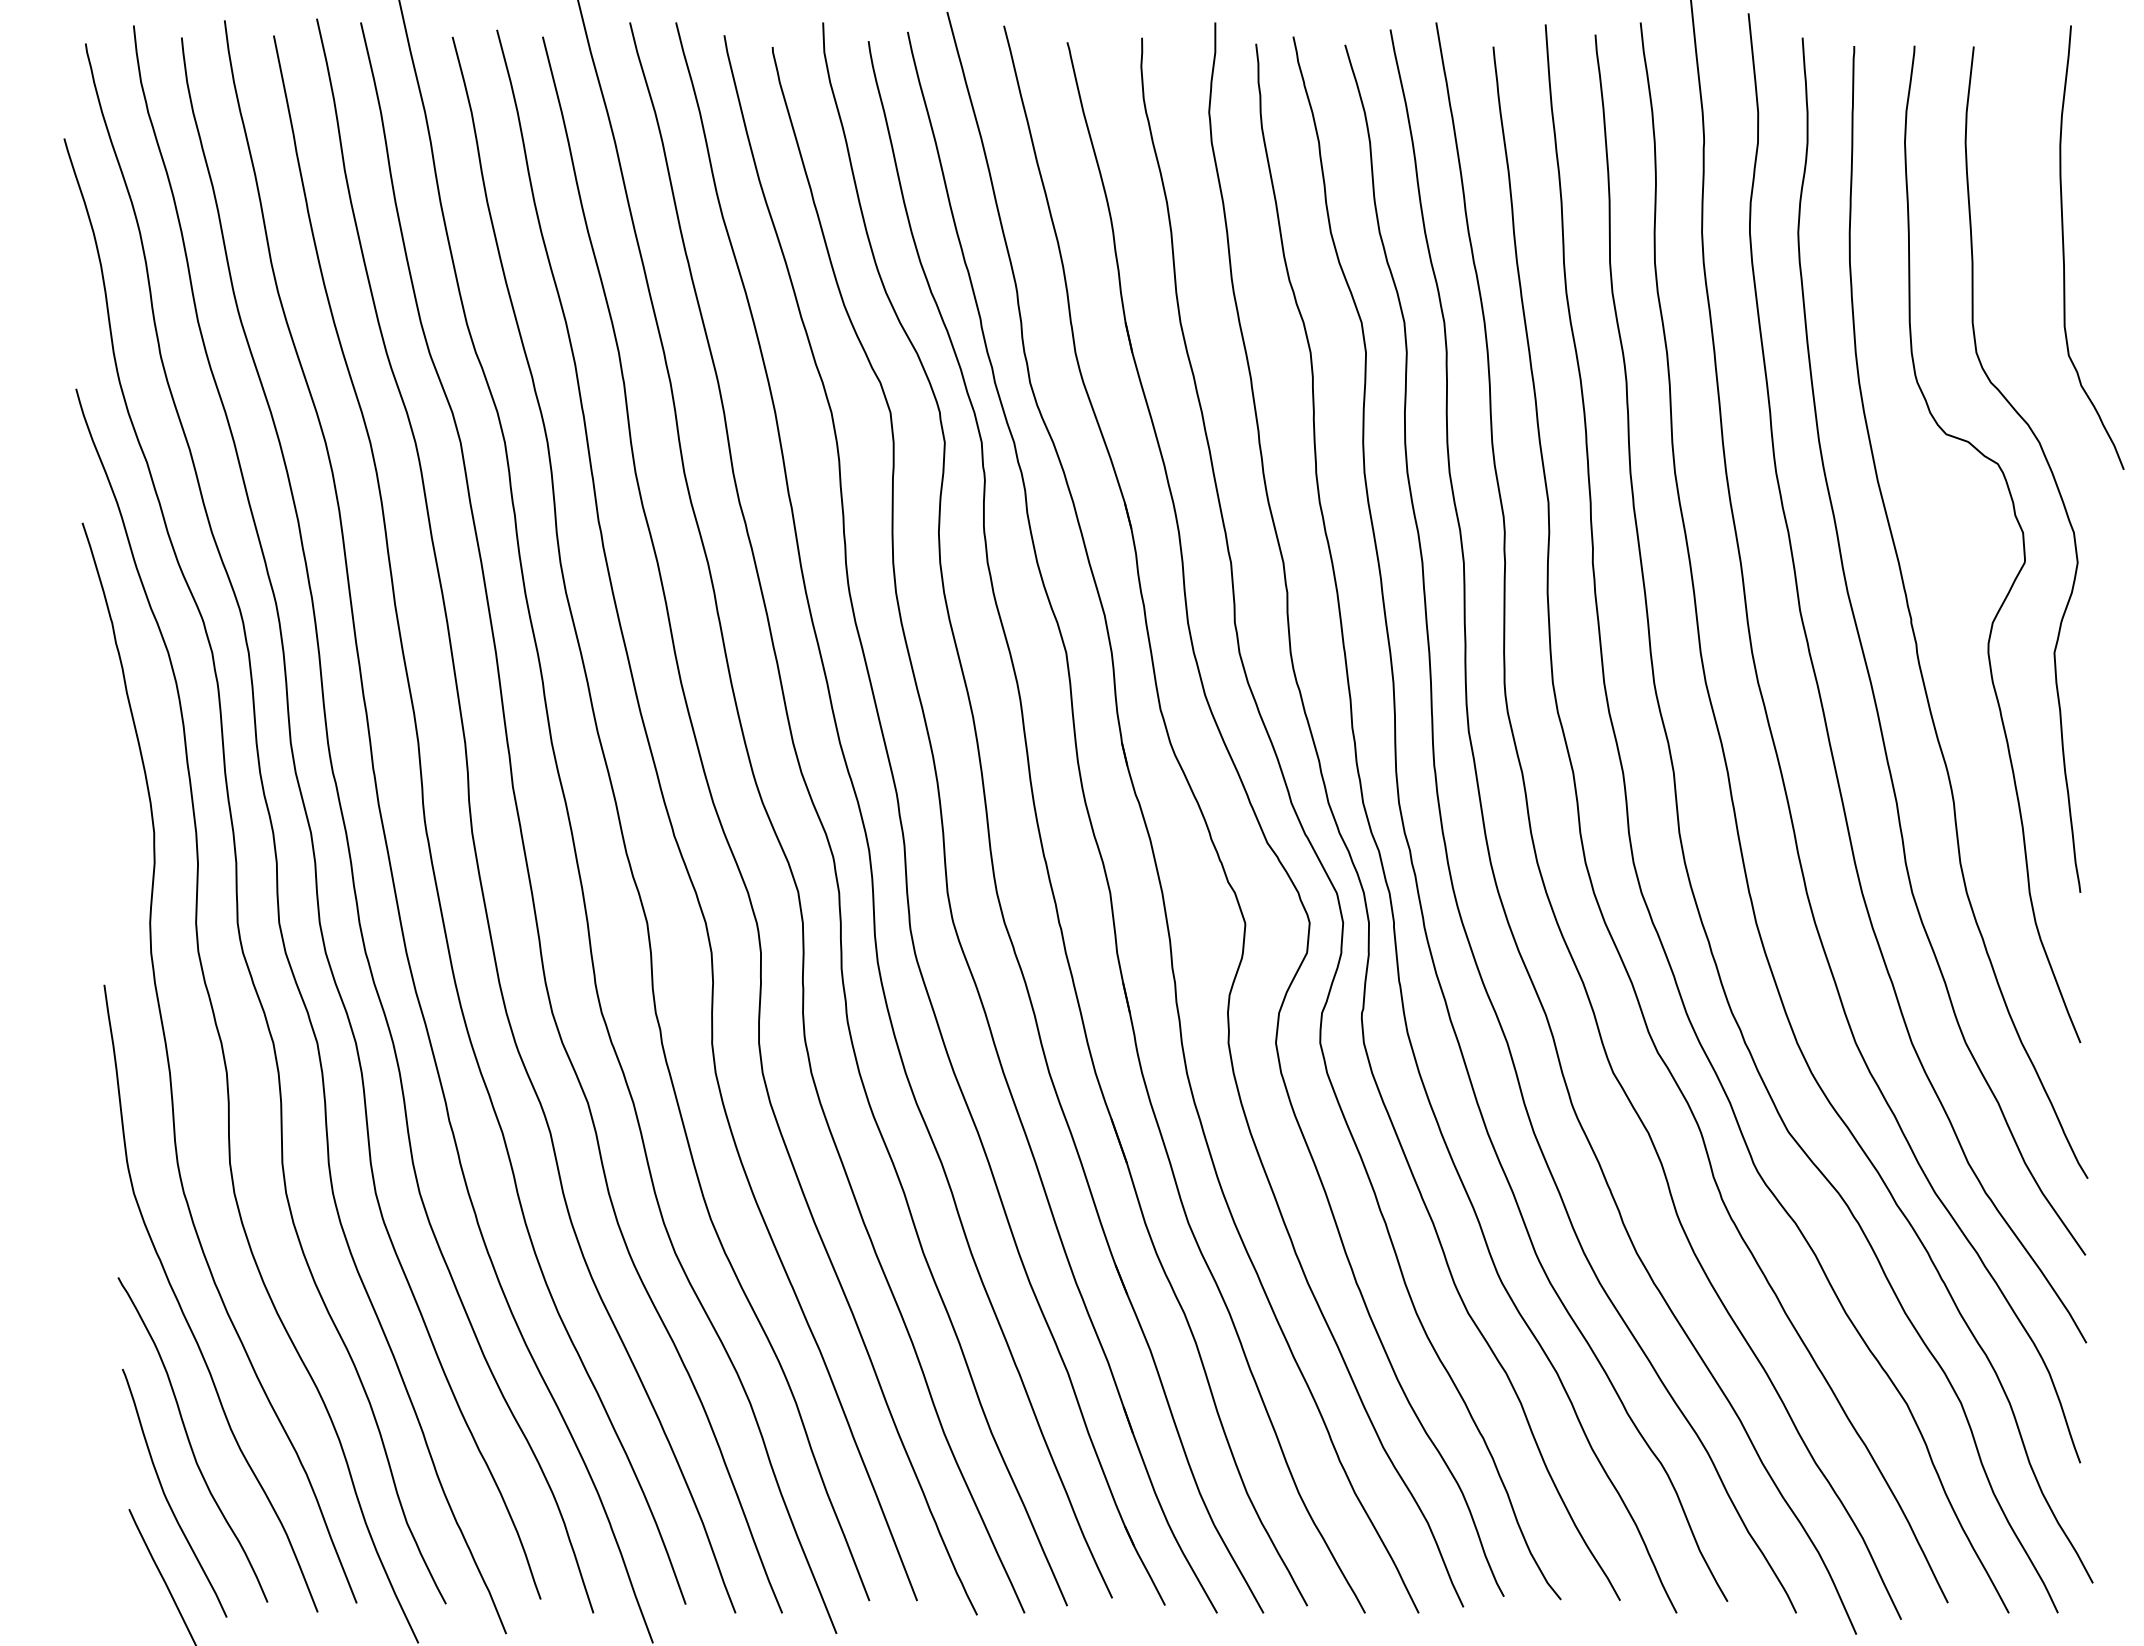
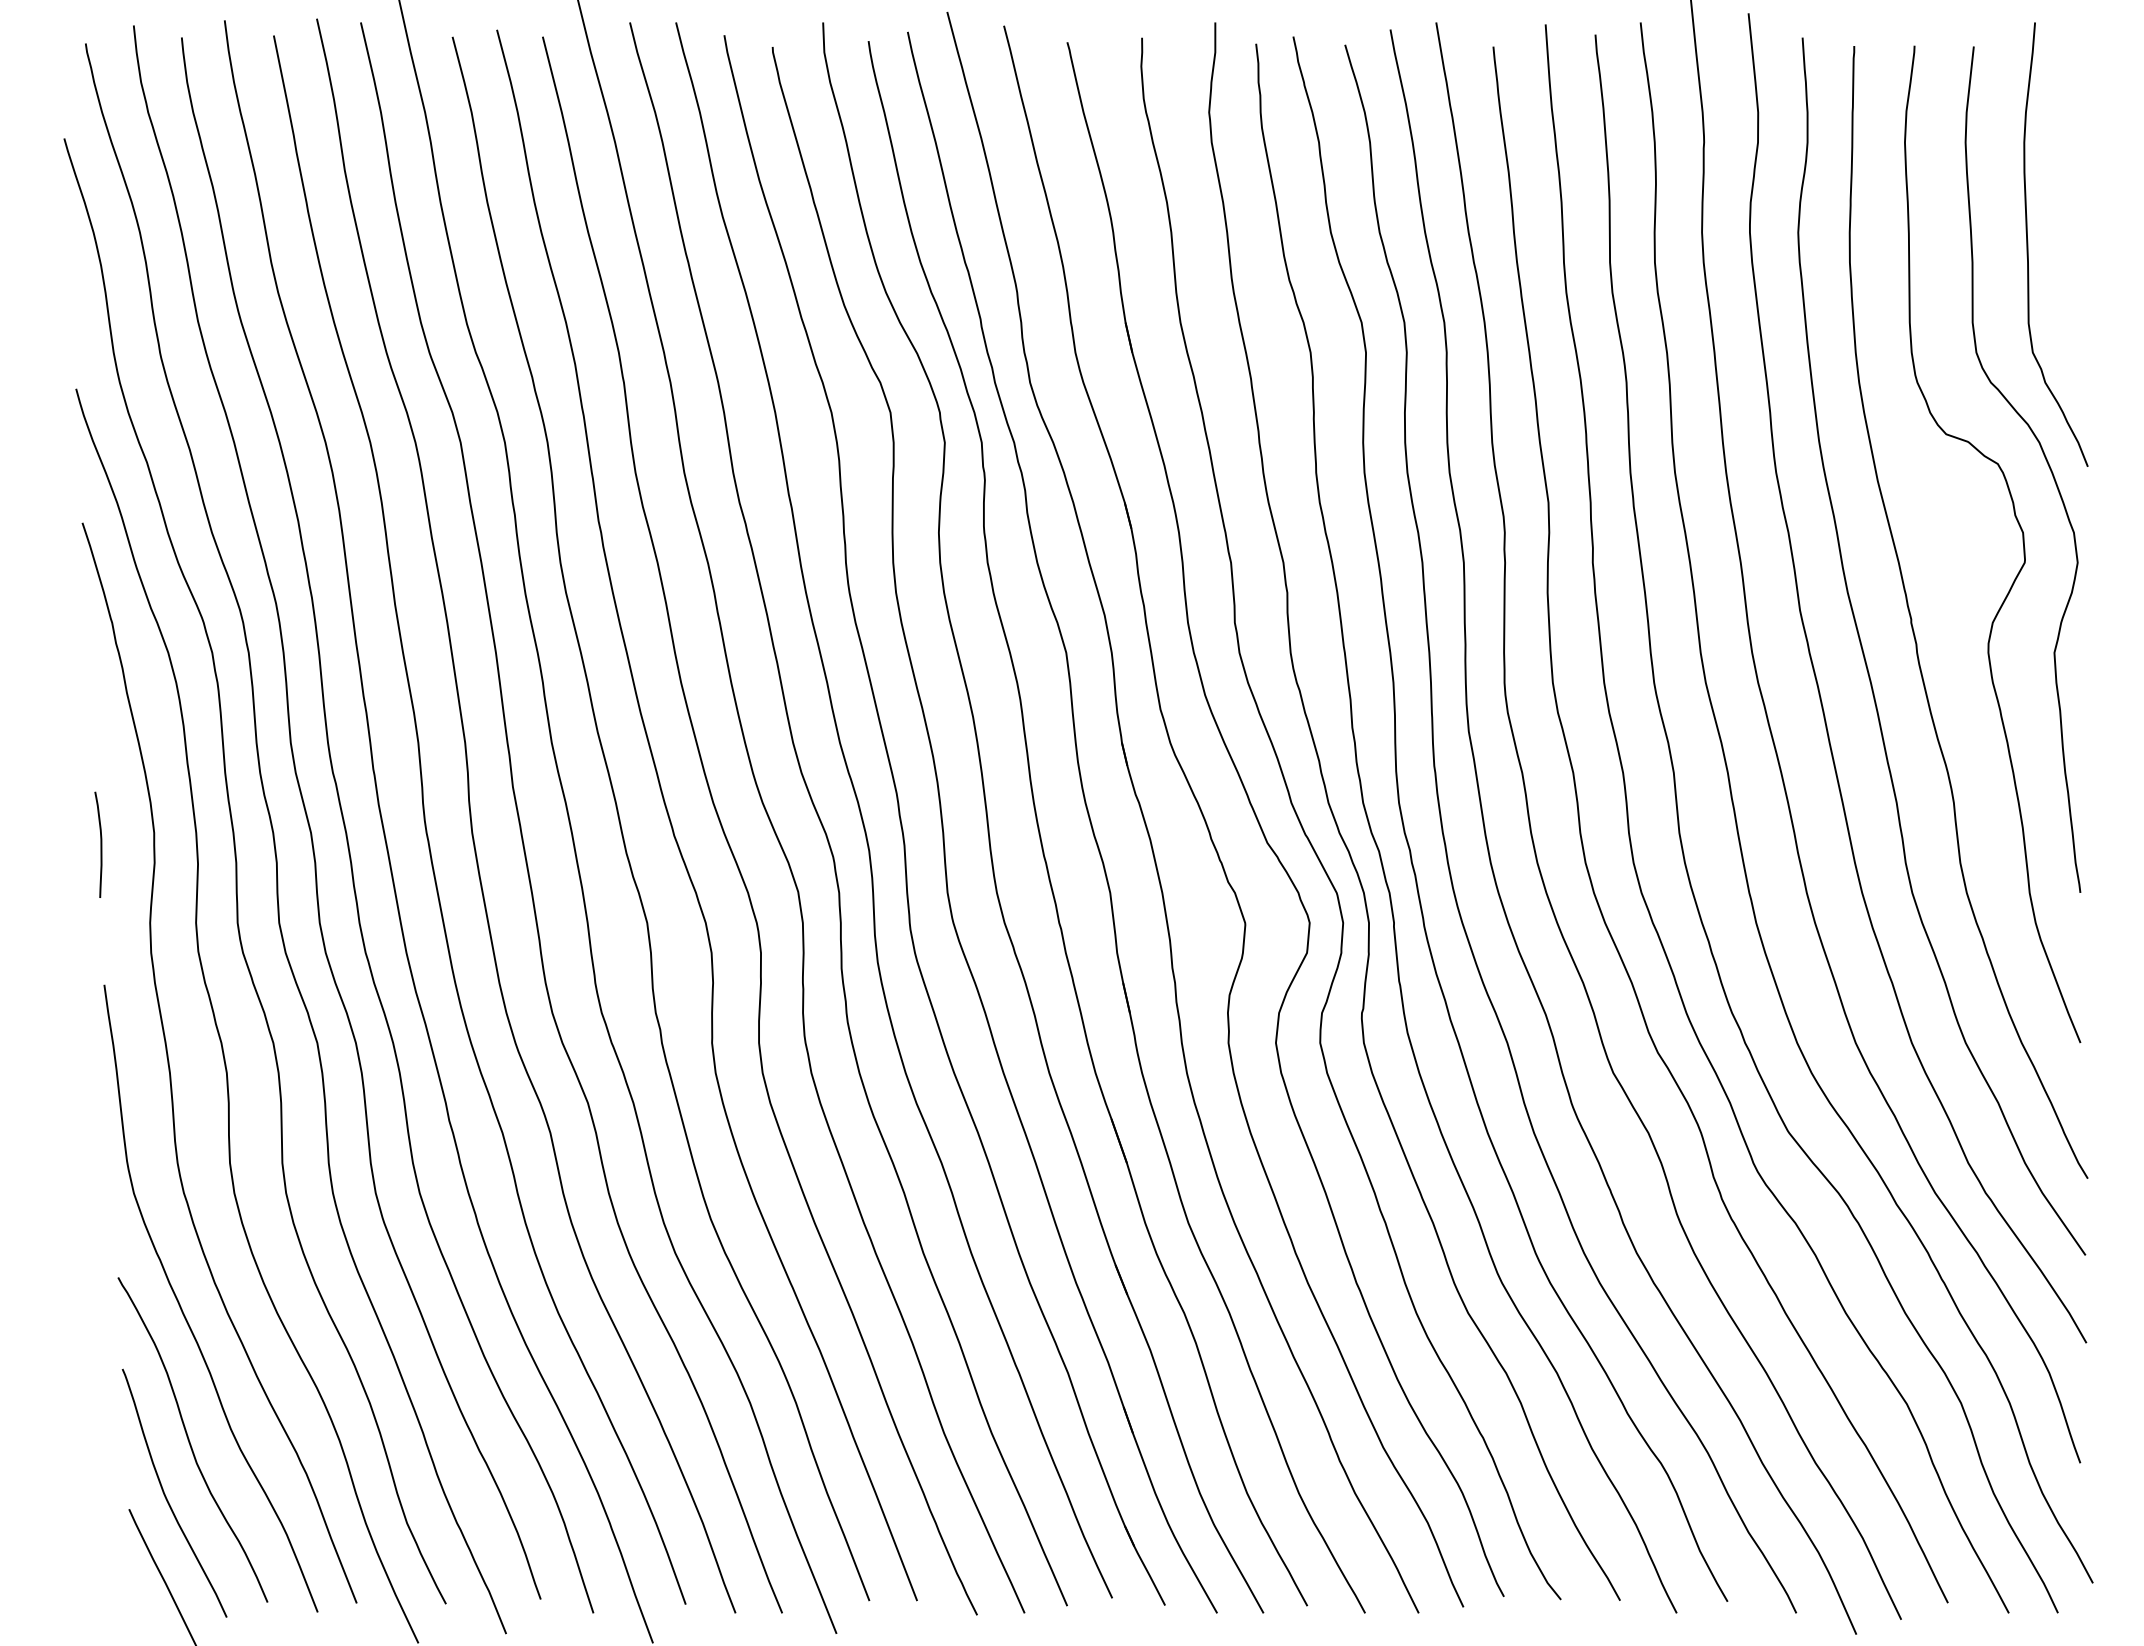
curve position: (2064, 247) -> (2028, 244) (2028, 244)
curve: none -> present (100, 844)
